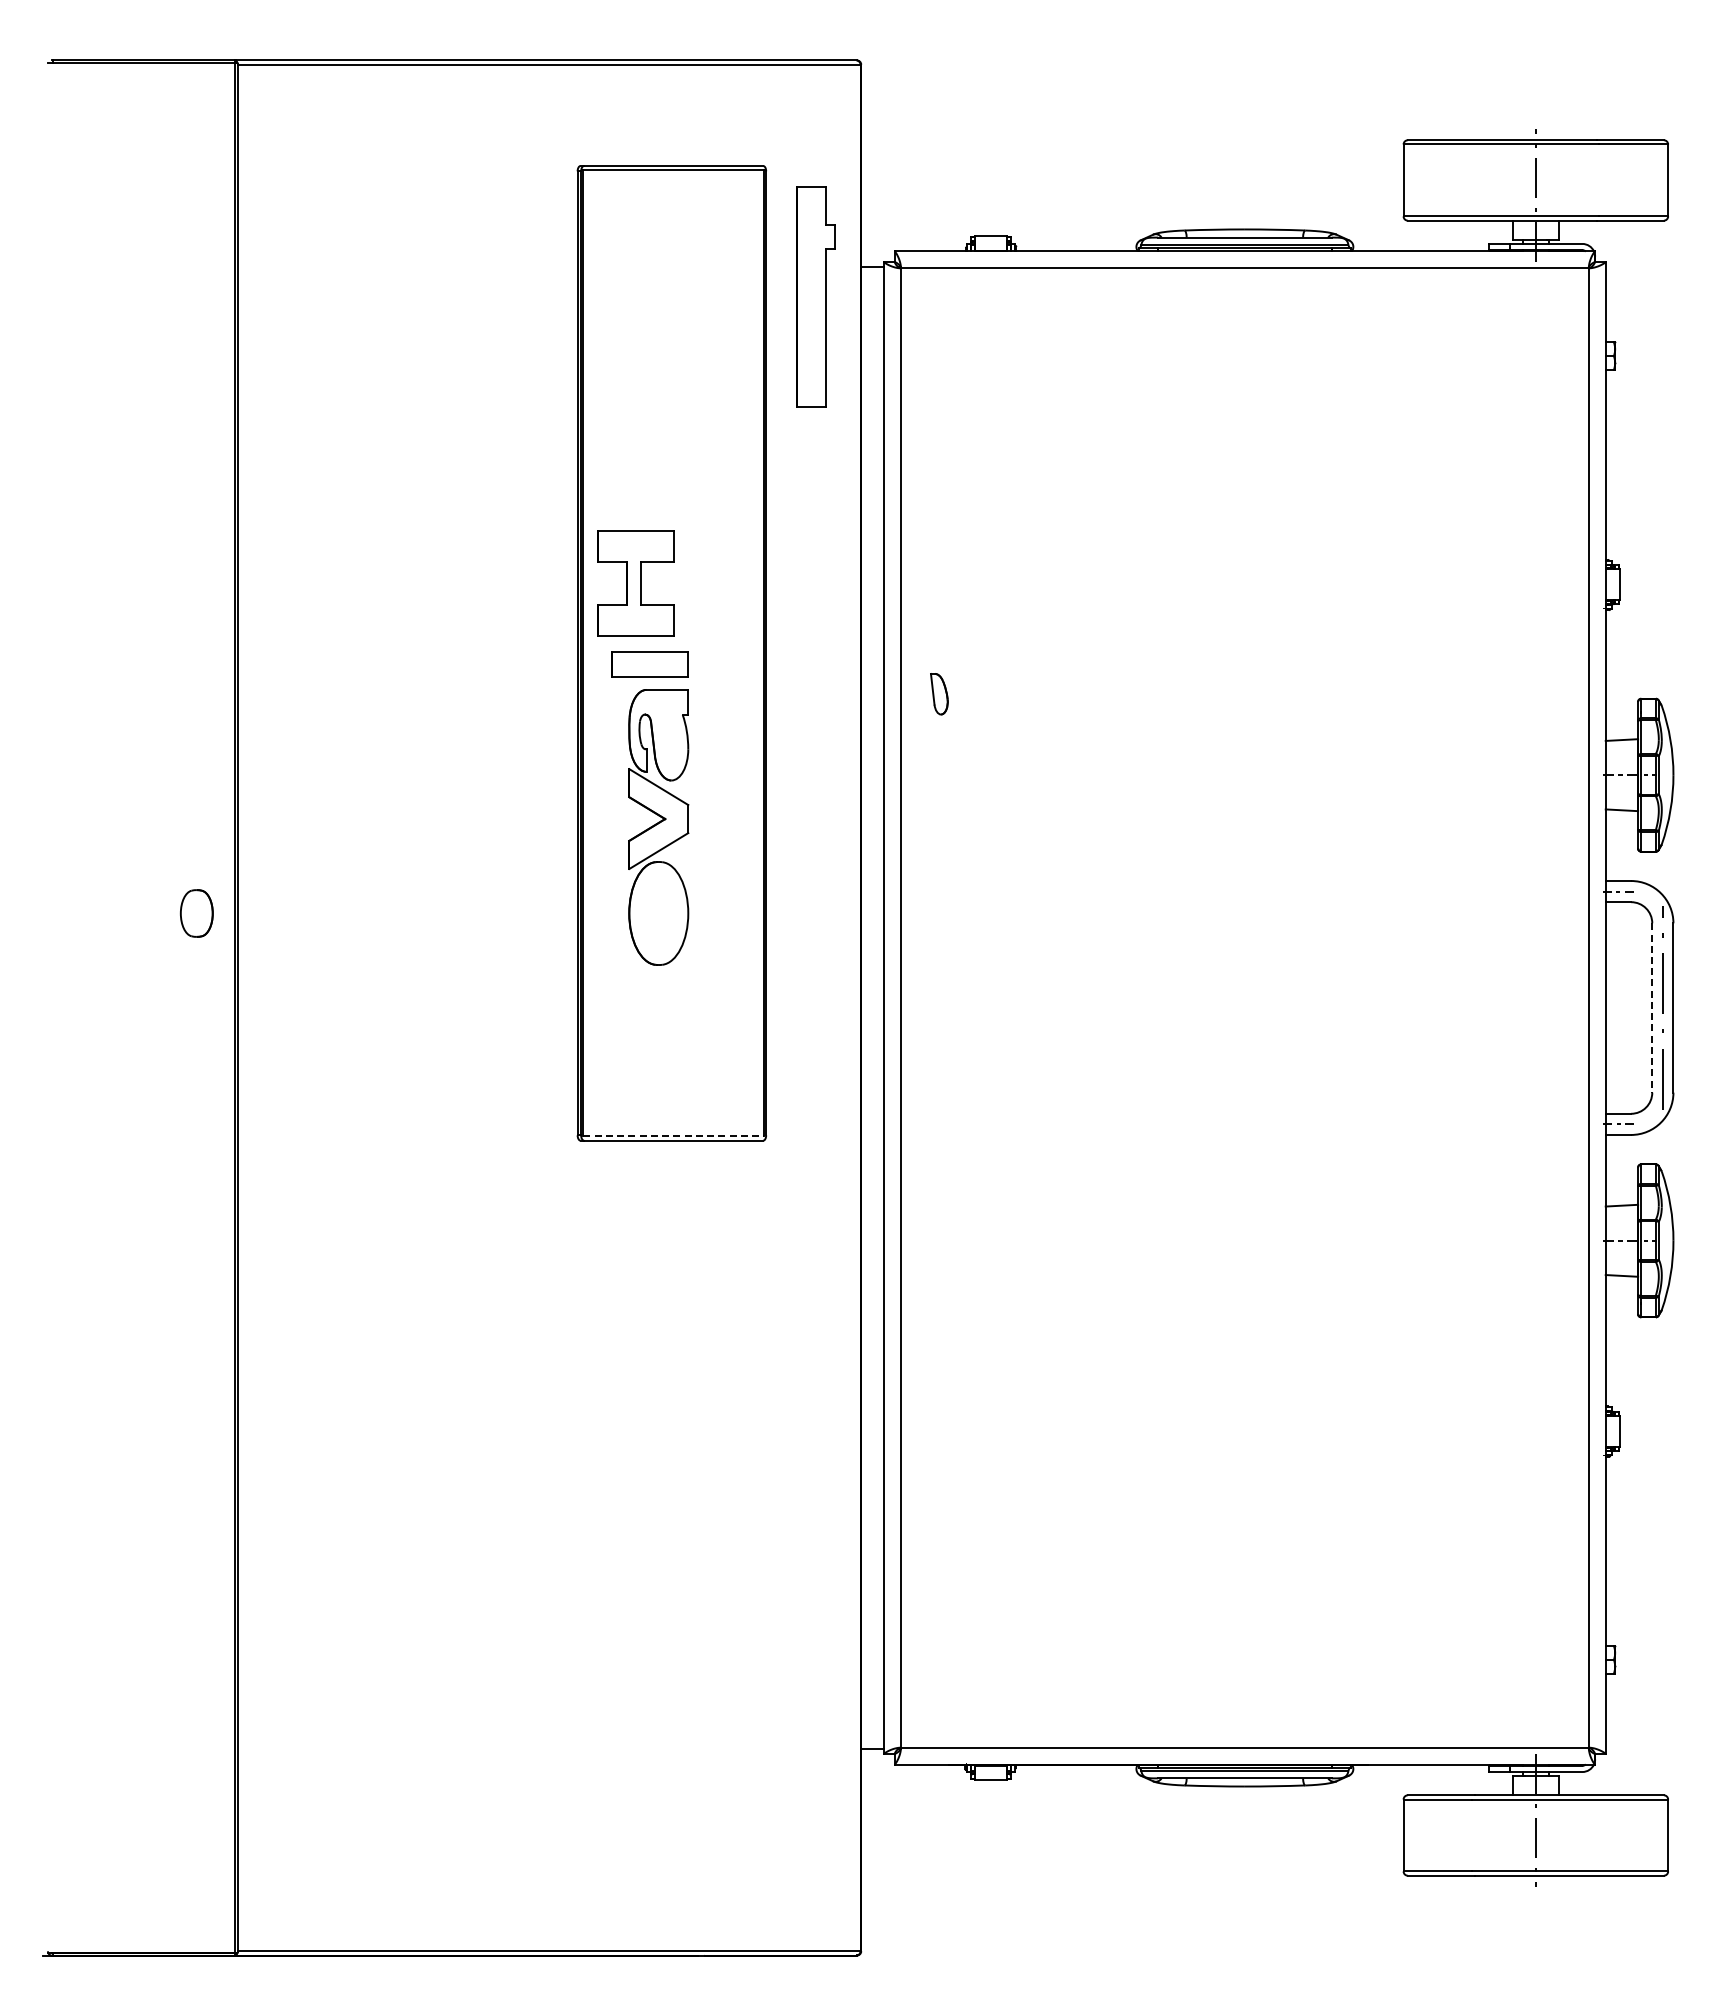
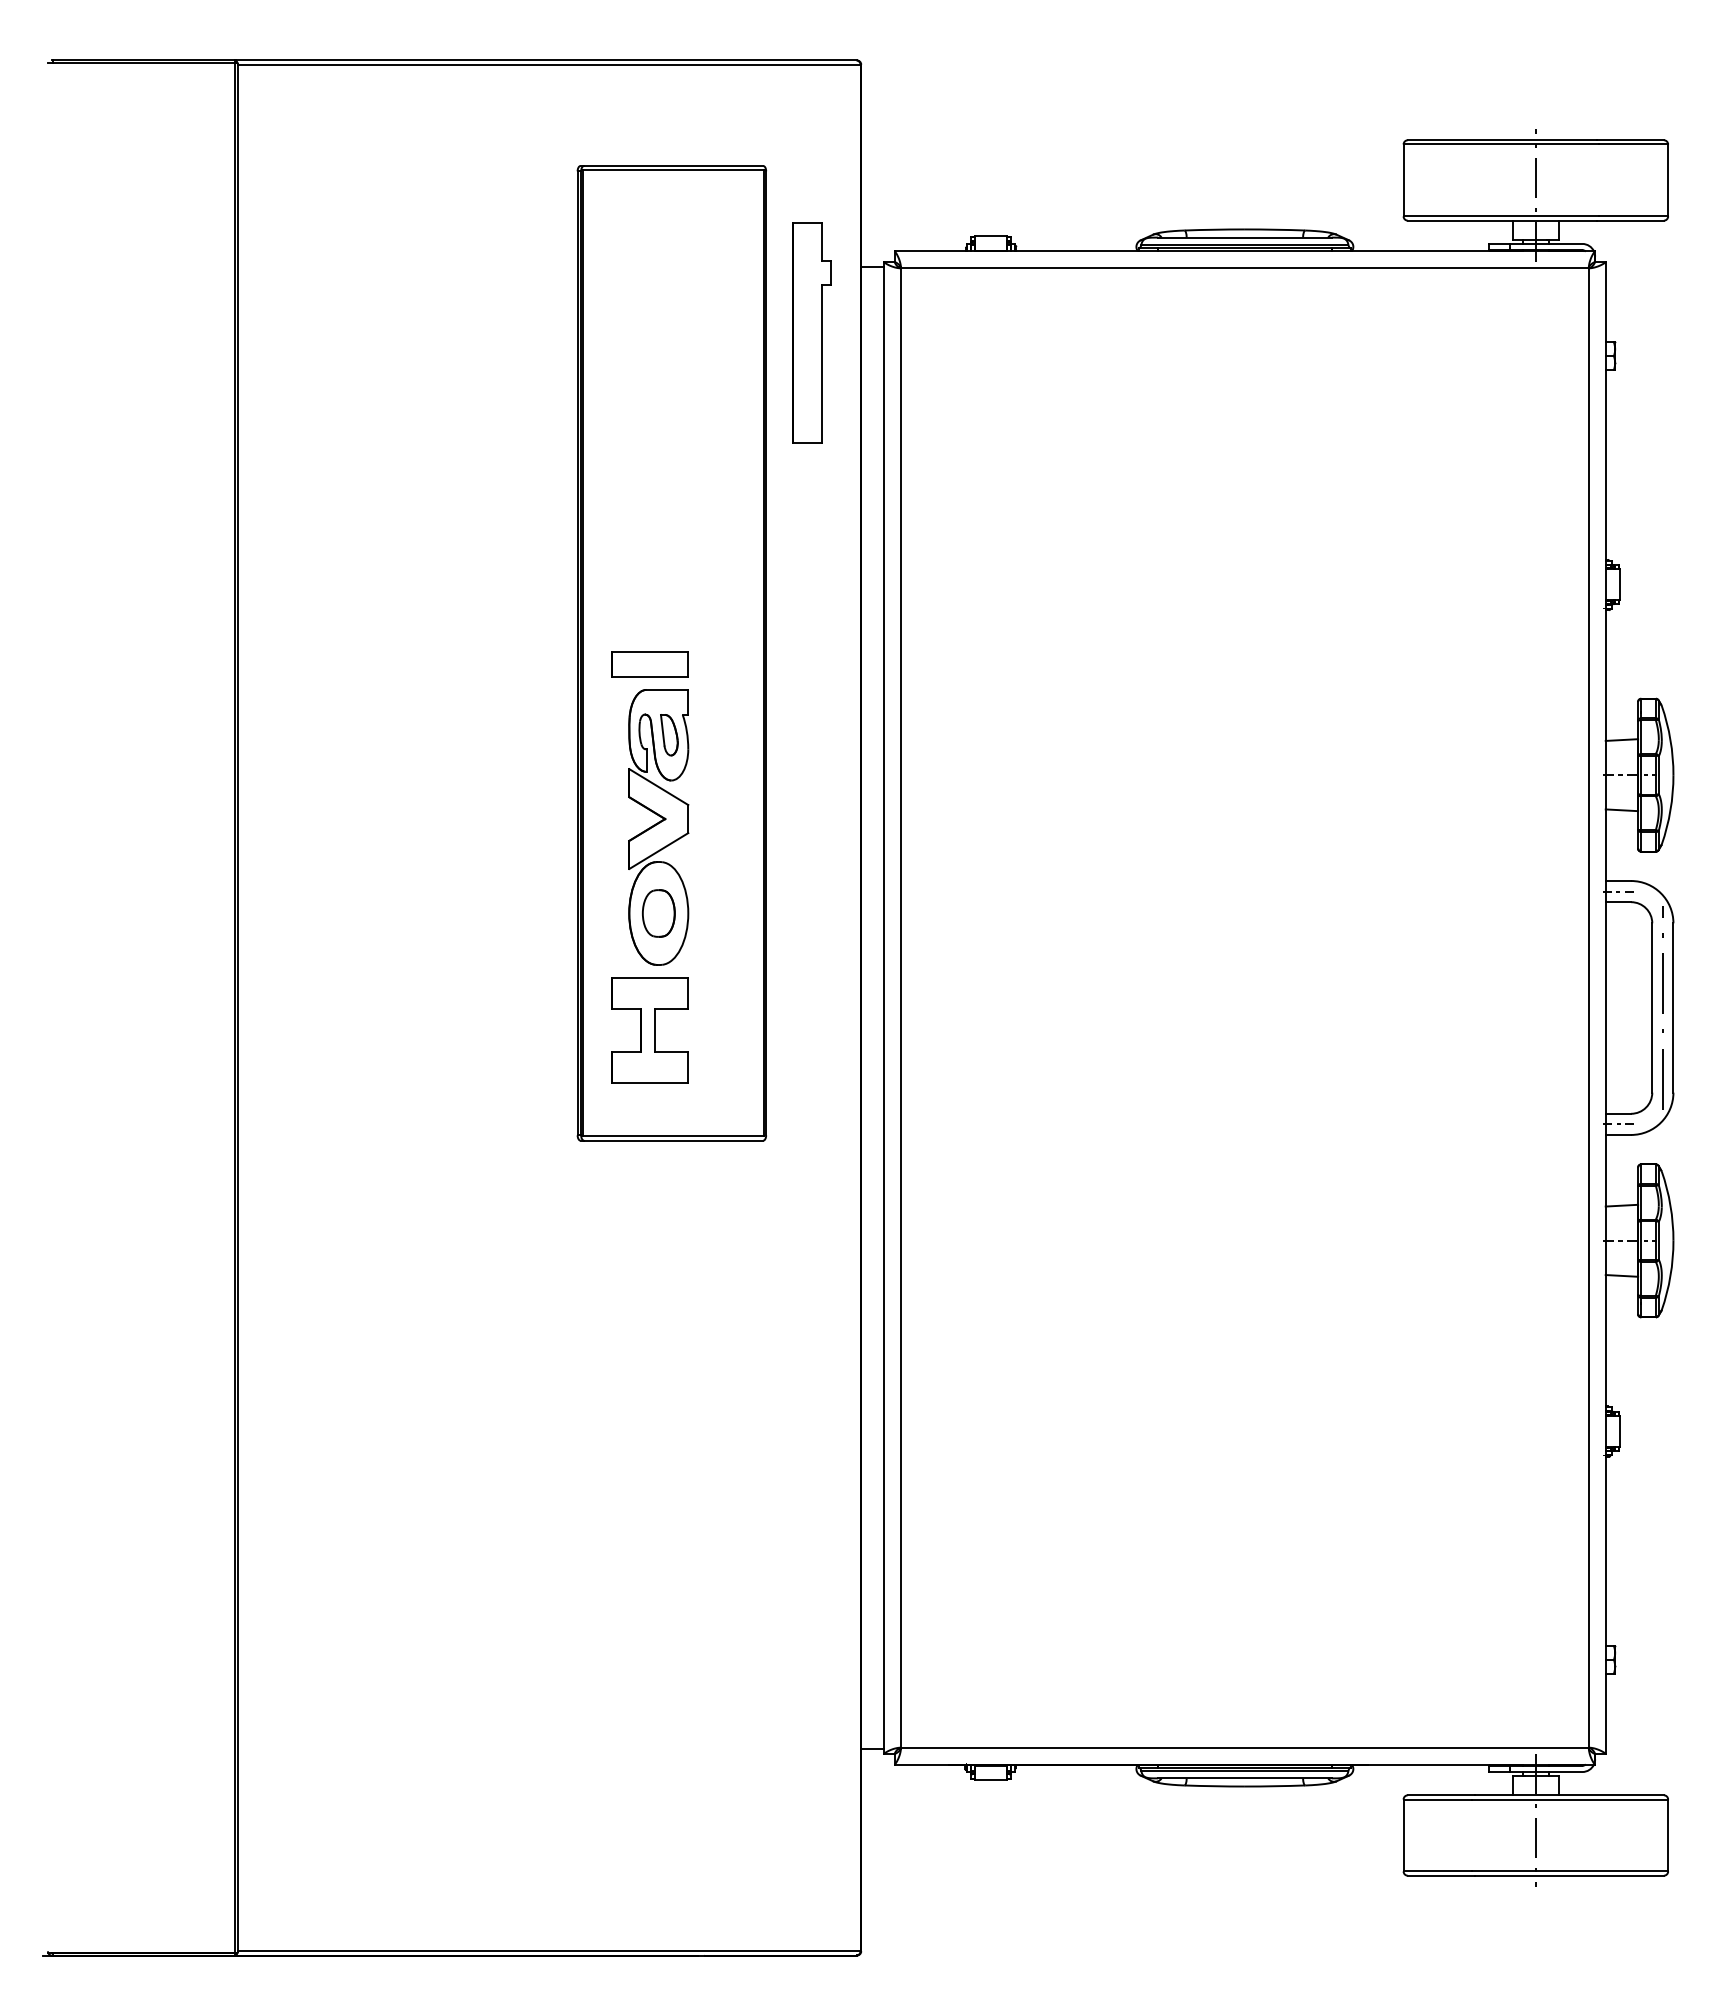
part position: (815, 296) -> (811, 332) (811, 332)
part position: (635, 583) -> (649, 1030) (649, 1030)
part position: (939, 694) -> (669, 735) (669, 735)
part position: (196, 913) -> (658, 913) (658, 913)
line: dashed -> solid (1652, 1007)
line: dashed -> solid (674, 1136)
